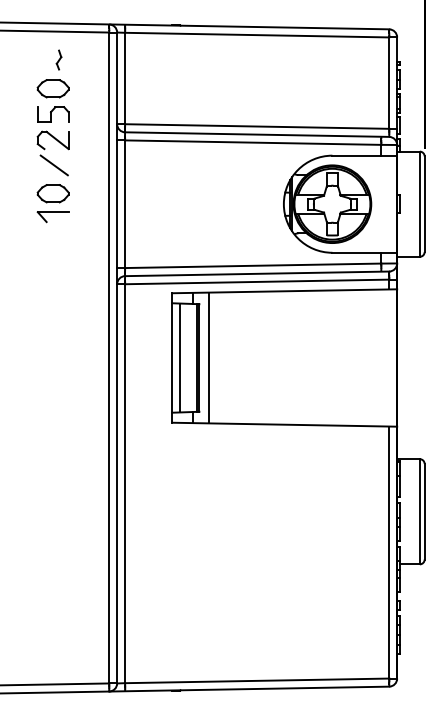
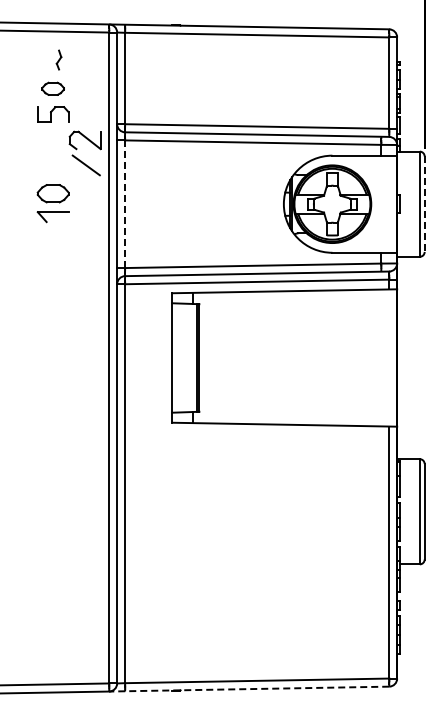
part size: 34x20 px -> 24x15 px (52, 88)
part position: (49, 160) -> (81, 160) (81, 160)
line: solid -> dashed (125, 204)
line: solid -> dashed (424, 204)
line: present -> none (180, 357)
line: present -> none (209, 357)
line: solid -> dashed (249, 689)
